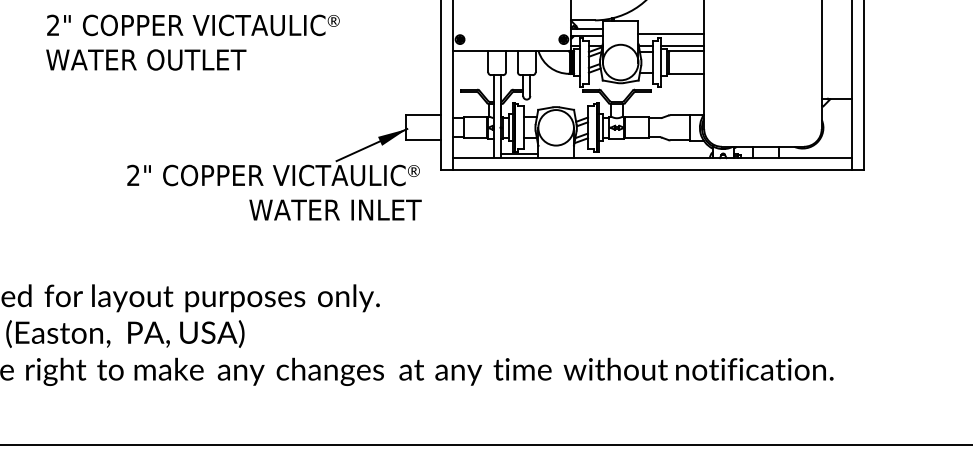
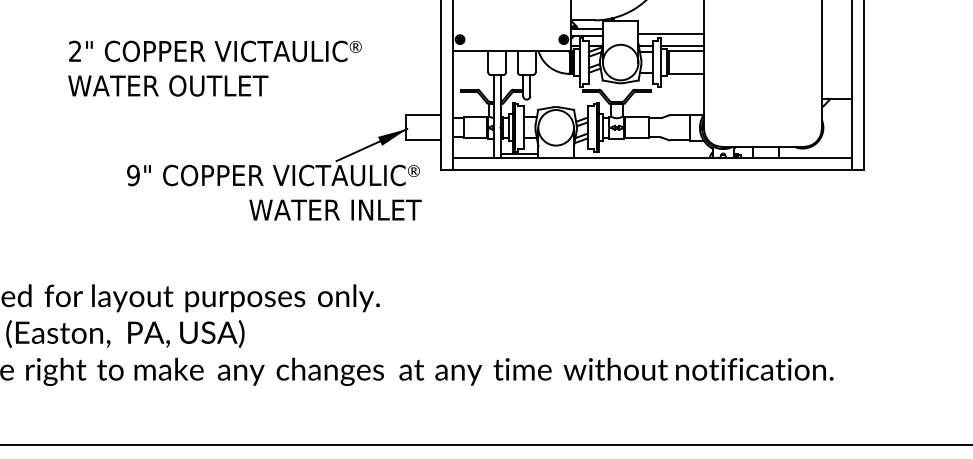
text position: (192, 42) -> (214, 68) (214, 68)
text: 2" -> 9" (133, 175)
